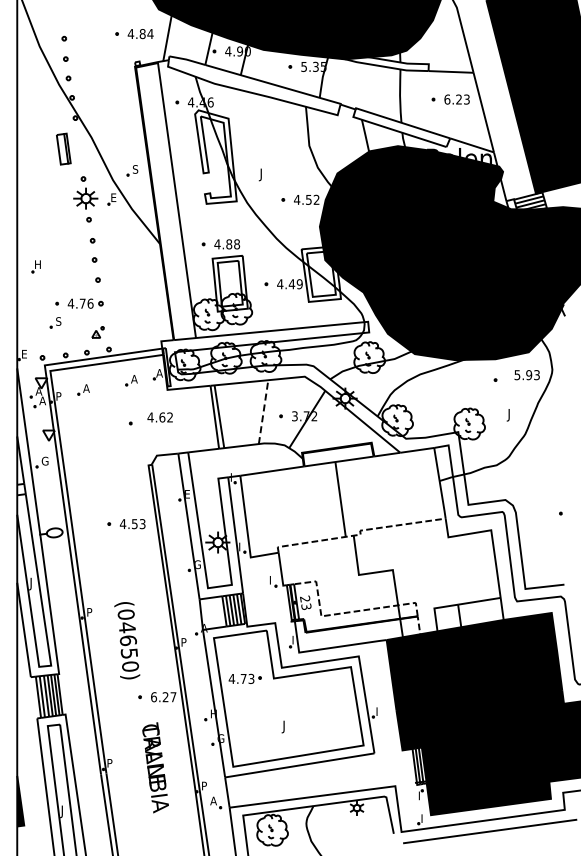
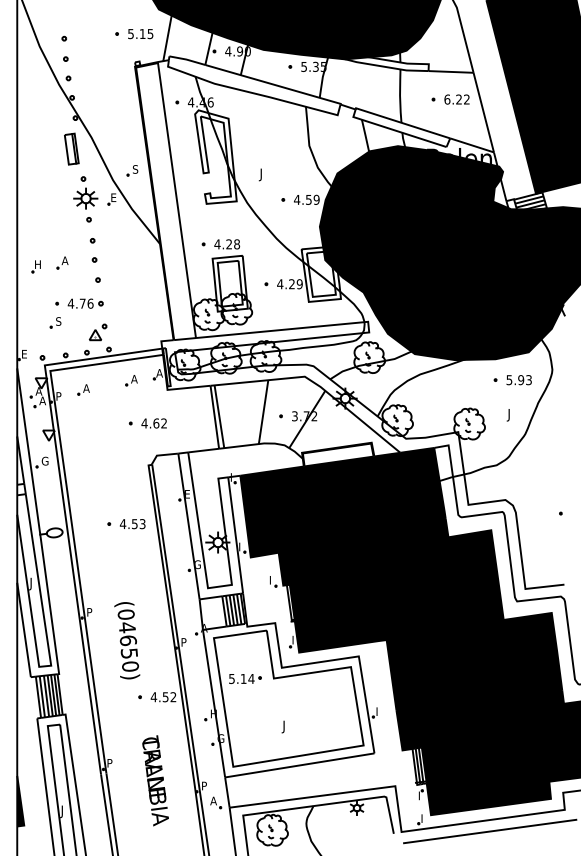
text: 4.84 -> 5.15 (140, 34)
text: 6.23 -> 6.22 (466, 99)
part position: (63, 148) -> (71, 148) (71, 148)
text: 4.52 -> 4.59 (316, 199)
text: 4.88 -> 4.28 (229, 244)
part: none -> present (62, 262)
text: 4.49 -> 4.29 (291, 284)
part size: 14x13 px -> 20x19 px (97, 332)
text position: (526, 375) -> (518, 380) (518, 380)
line: dashed -> solid (263, 411)
text position: (159, 417) -> (153, 423) (153, 423)
fill: none -> present (371, 549)
text: 4.73 -> 5.14 (241, 678)
text: 6.27 -> 4.52 (163, 697)
text position: (155, 767) -> (155, 780) (155, 780)
